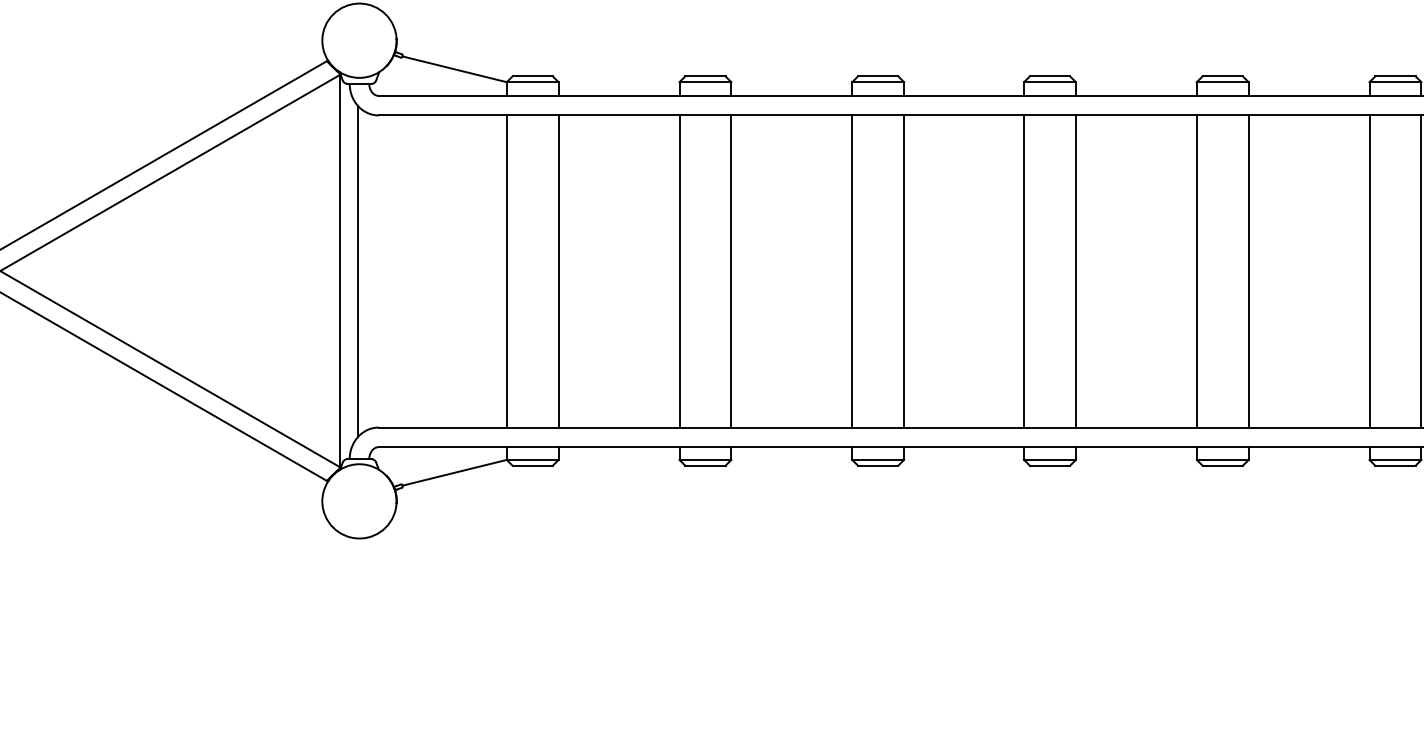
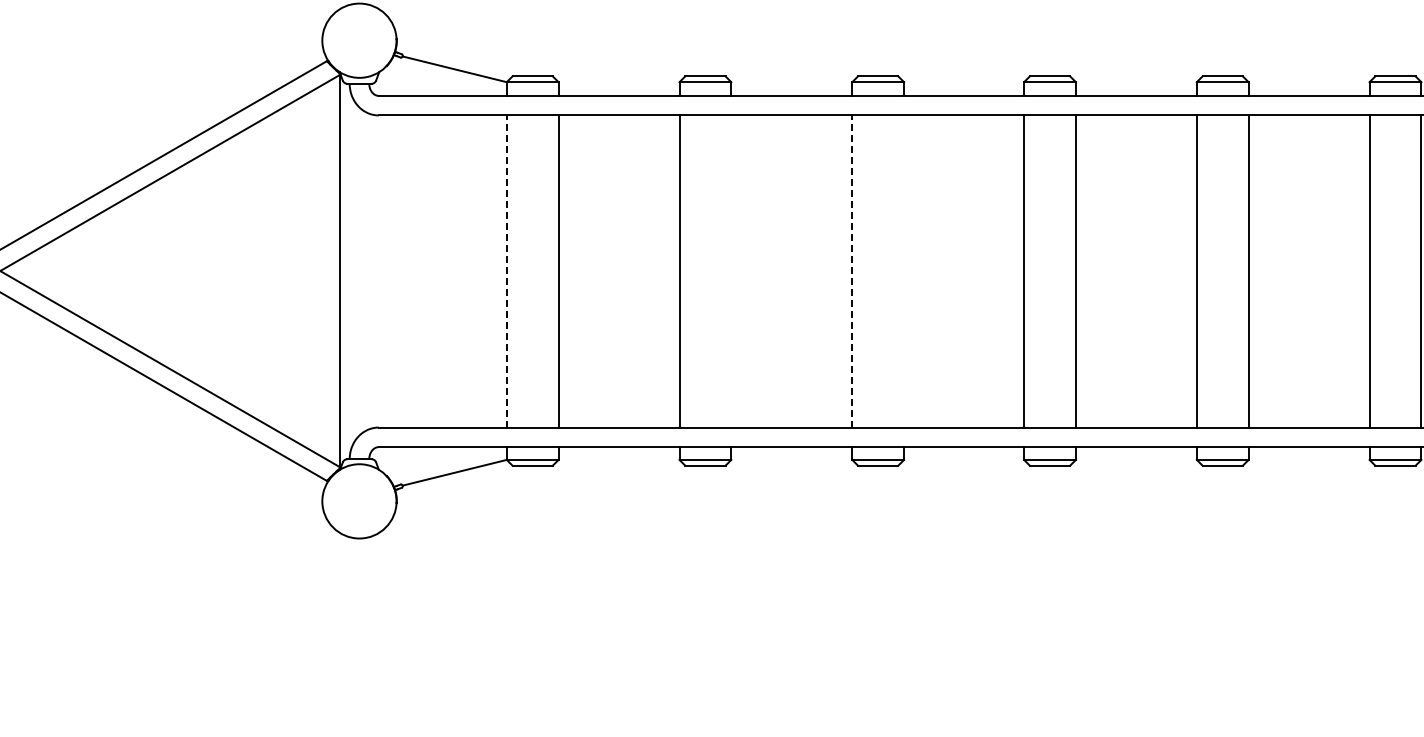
line: present -> none (358, 271)
line: solid -> dashed (506, 271)
line: present -> none (731, 271)
line: solid -> dashed (852, 271)
line: present -> none (904, 271)
